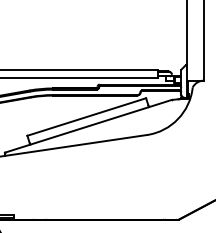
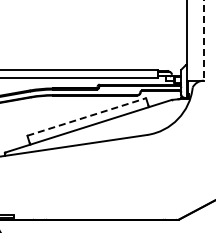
line: solid -> dashed (203, 40)
line: solid -> dashed (87, 116)
